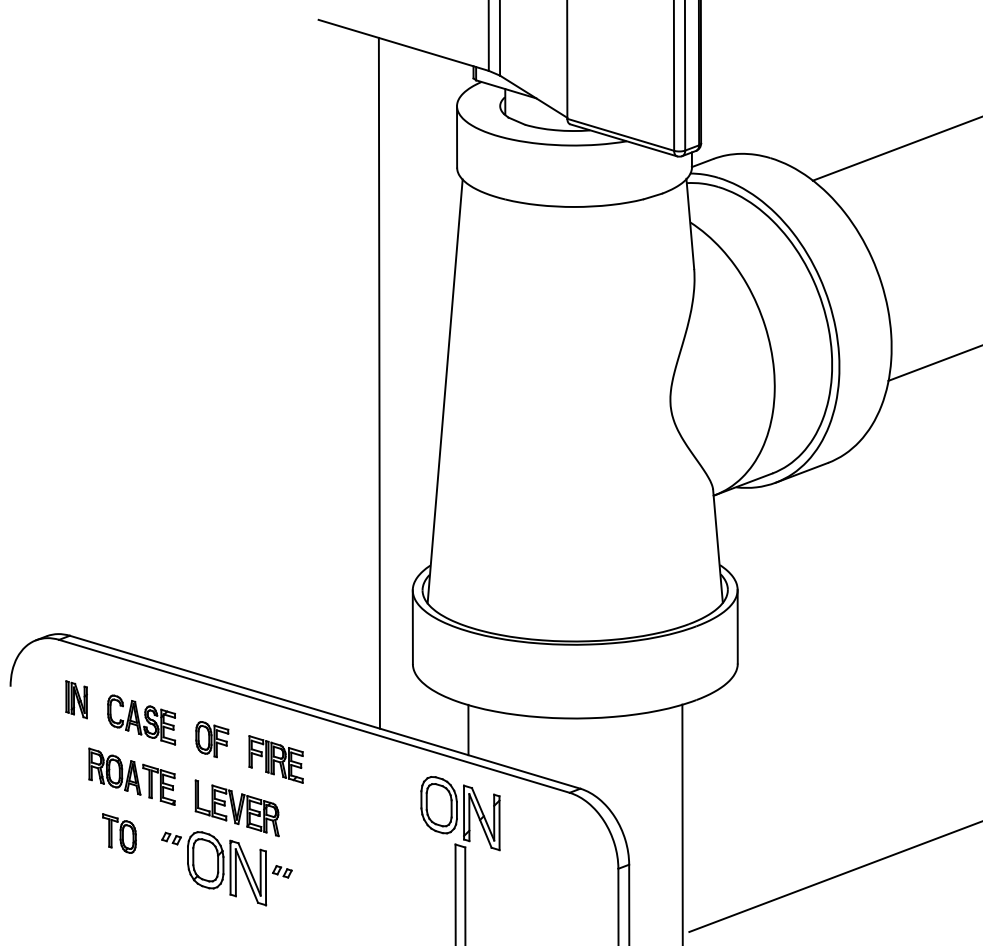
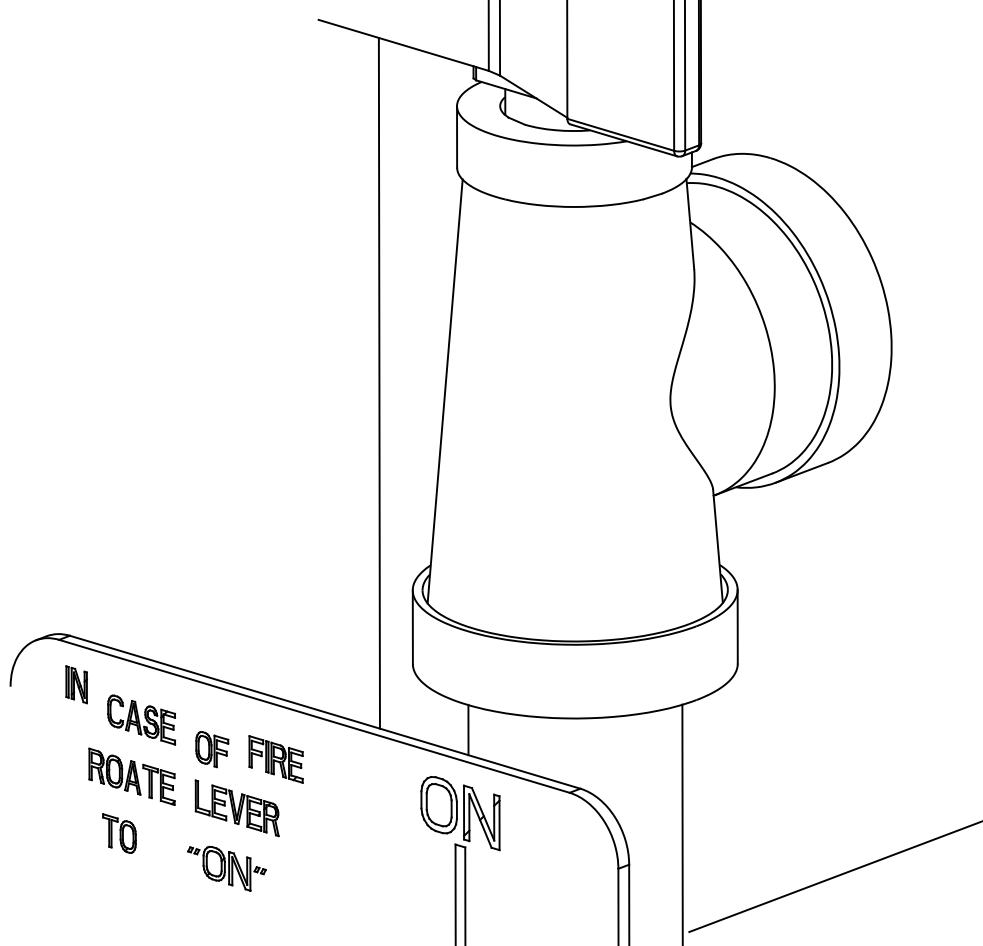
line: present -> none (895, 148)
line: present -> none (933, 363)
part position: (76, 699) -> (76, 684) (76, 684)
part position: (212, 739) -> (212, 749) (212, 749)
part size: 132x76 px -> 80x47 px (226, 868)
